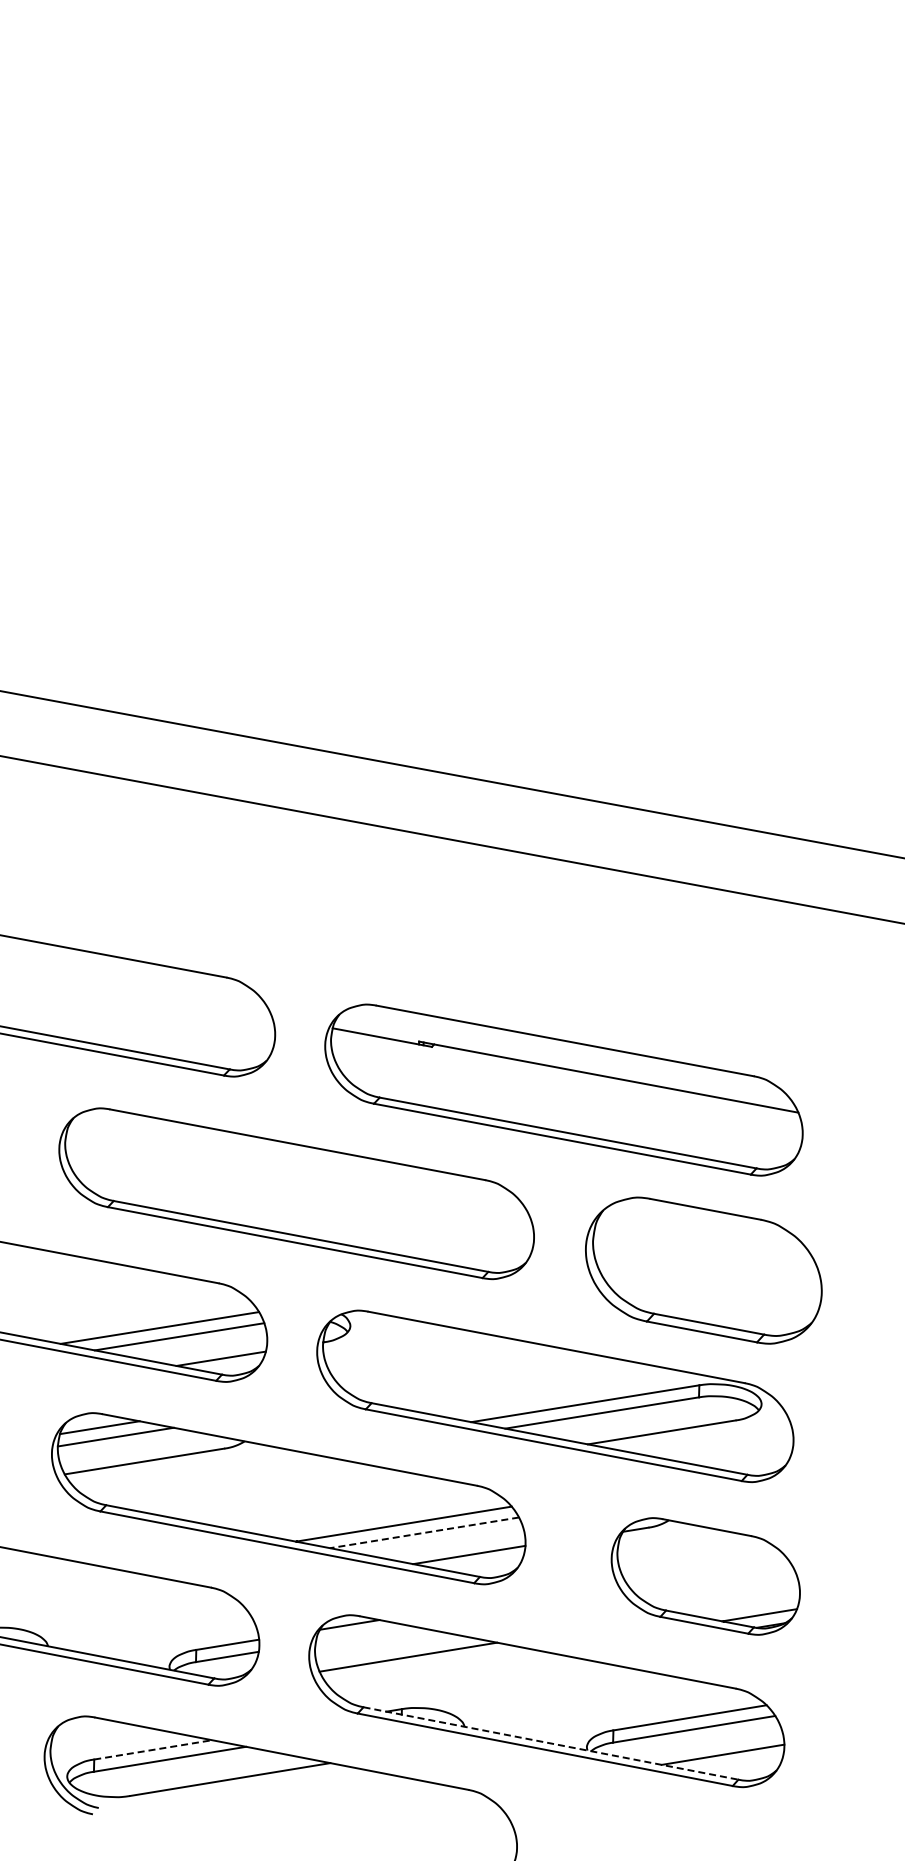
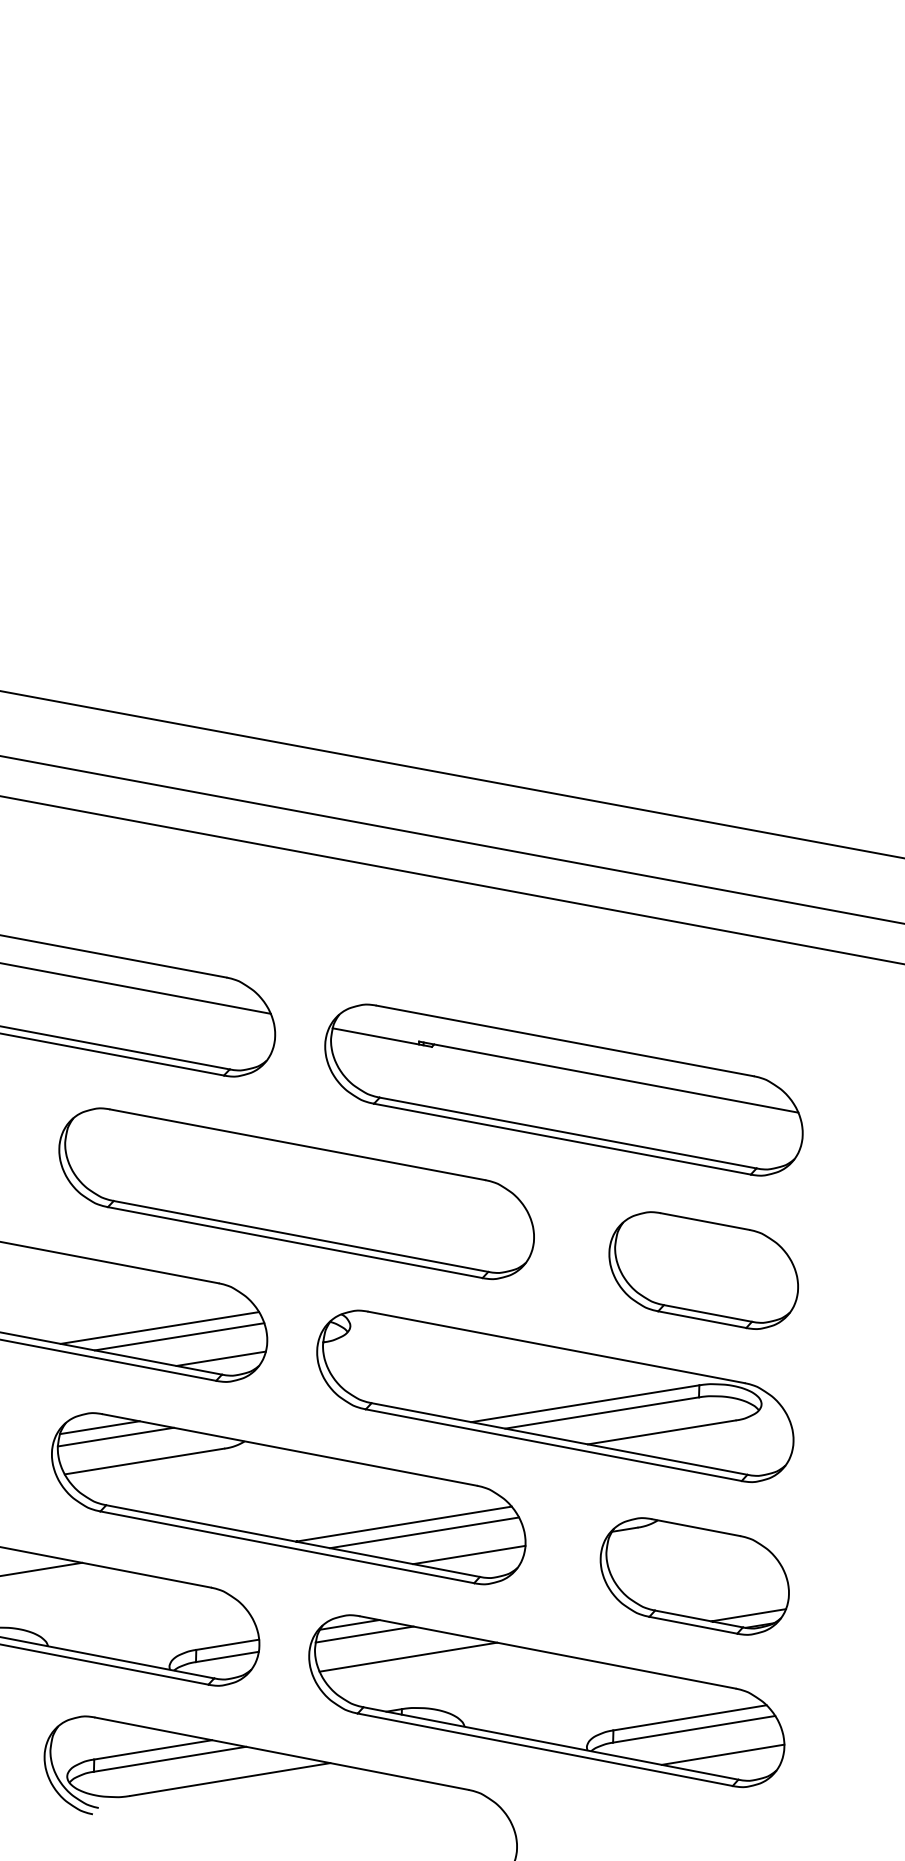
line: none -> present (451, 879)
line: none -> present (136, 988)
part size: 238x149 px -> 191x119 px (703, 1270)
line: dashed -> solid (424, 1532)
line: none -> present (42, 1568)
part position: (705, 1576) -> (694, 1576) (694, 1576)
line: none -> present (364, 1634)
line: dashed -> solid (550, 1743)
line: dashed -> solid (153, 1749)
